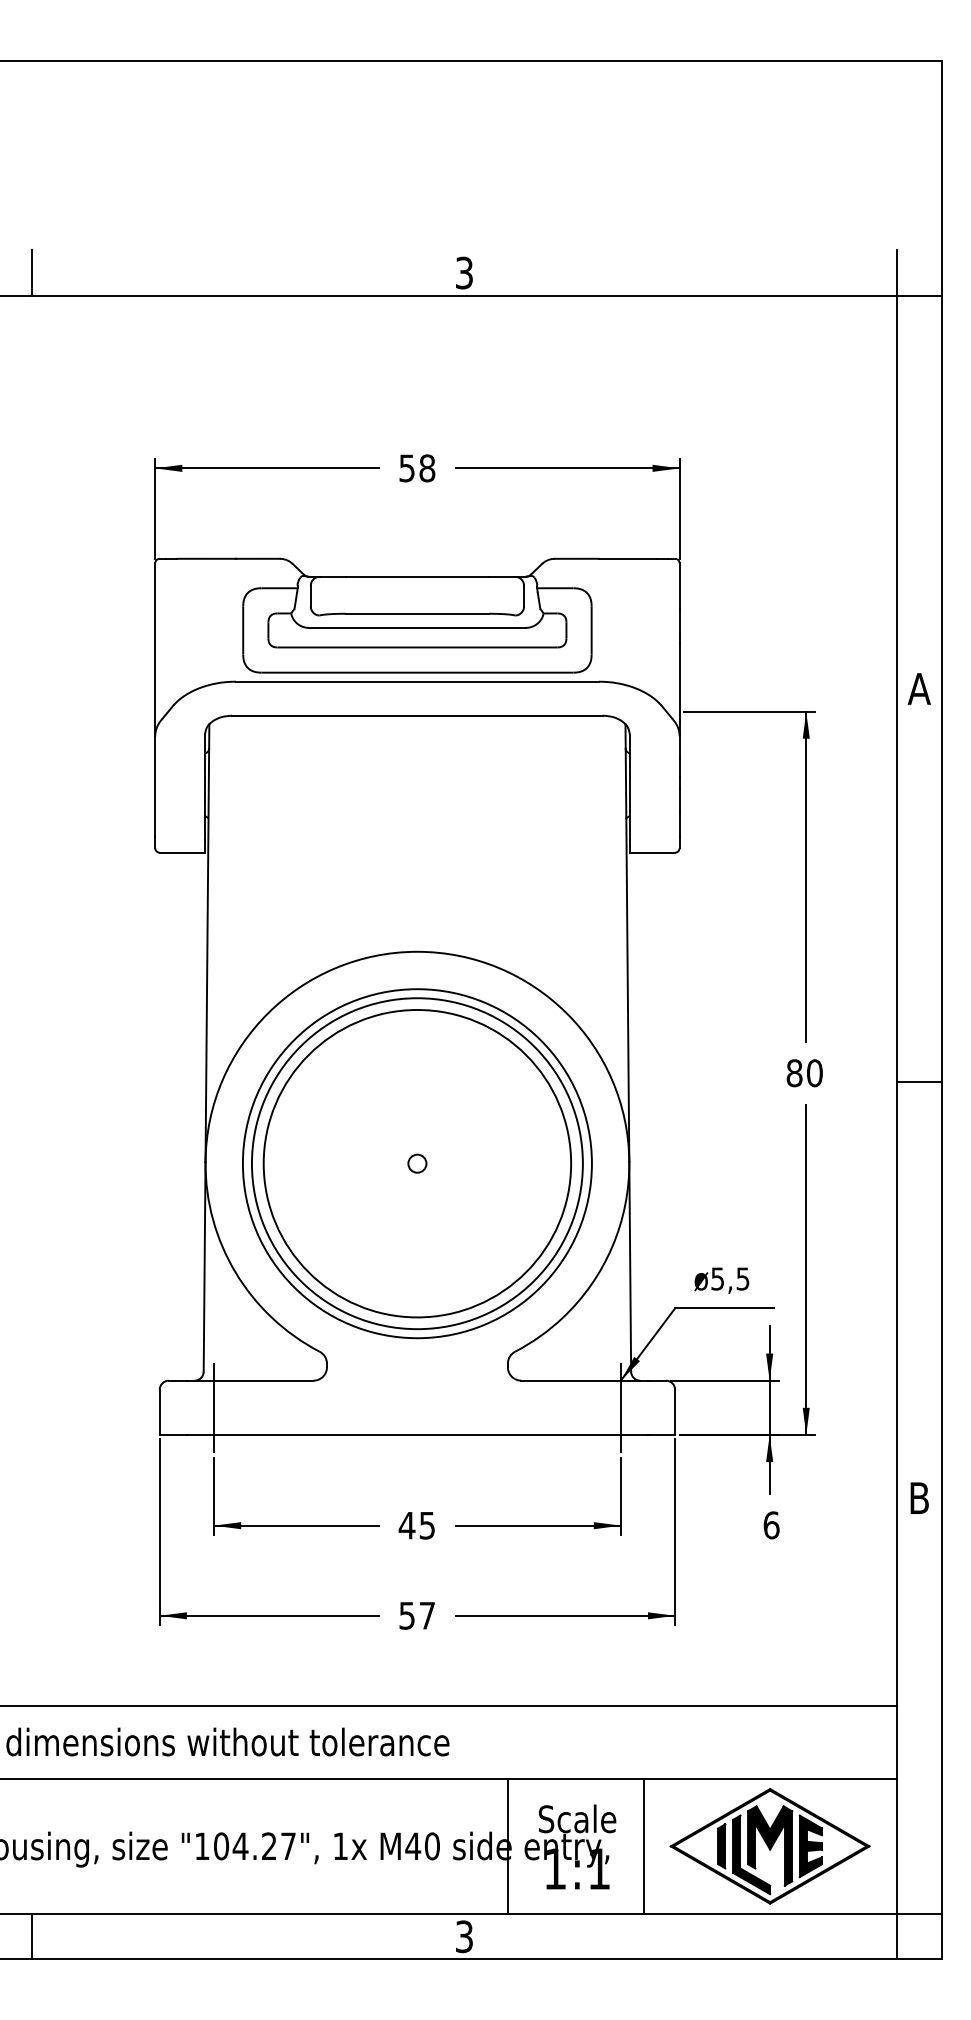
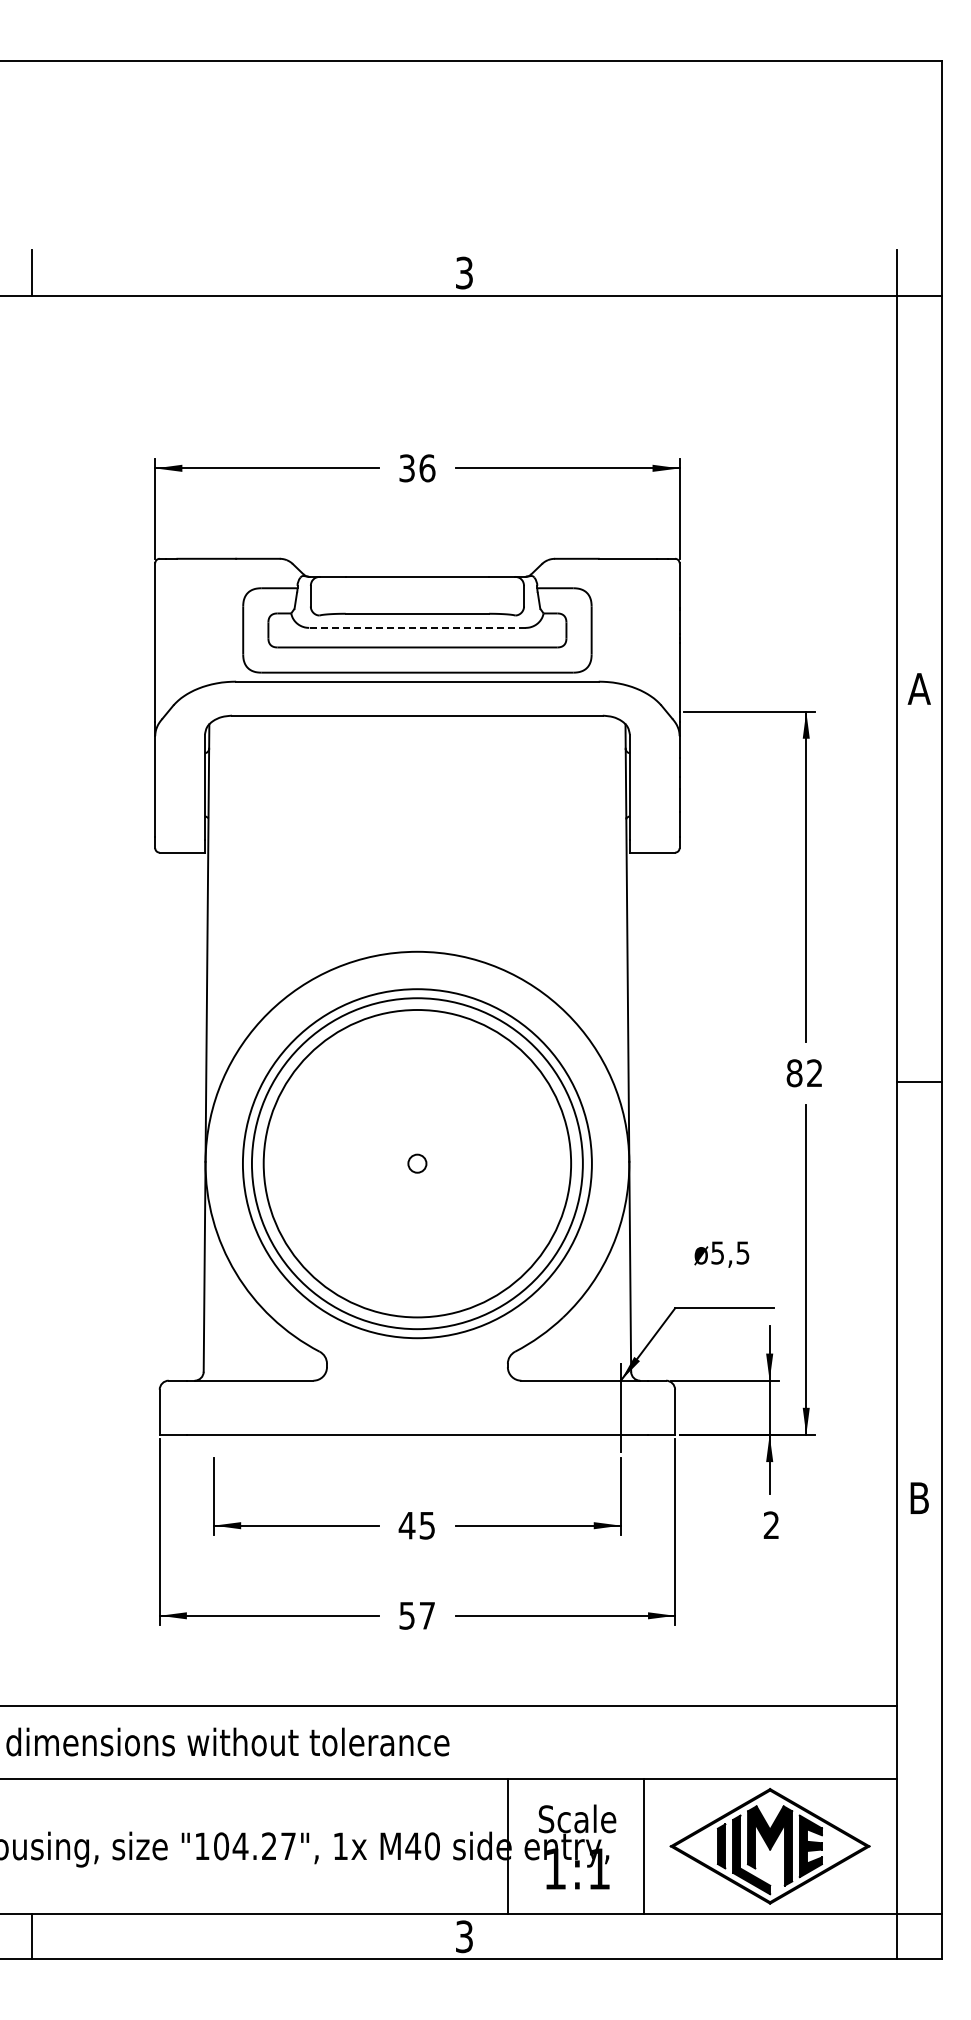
text: 58 -> 36 (417, 468)
line: solid -> dashed (416, 627)
text: 80 -> 82 (814, 1073)
text position: (721, 1280) -> (721, 1254) (721, 1254)
line: present -> none (213, 1407)
text: 6 -> 2 (771, 1525)
